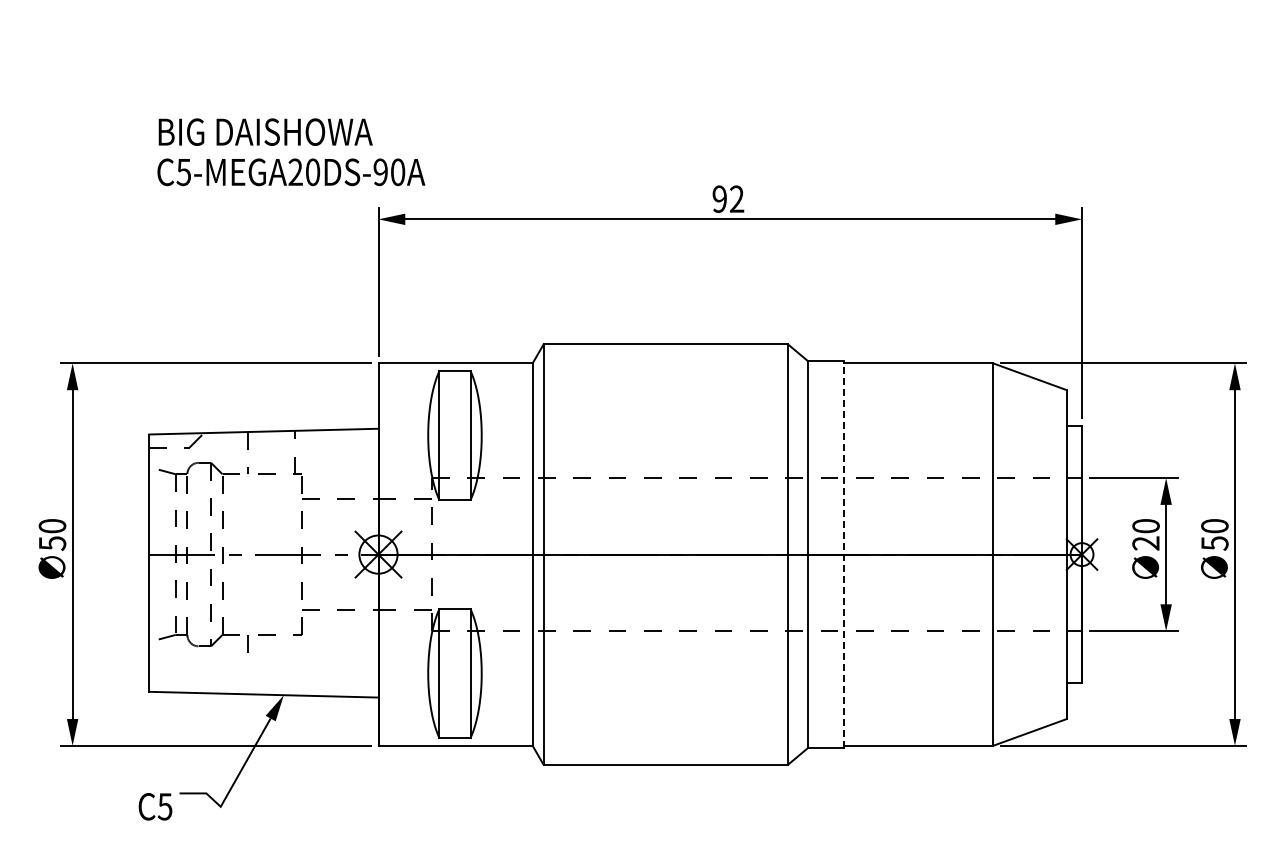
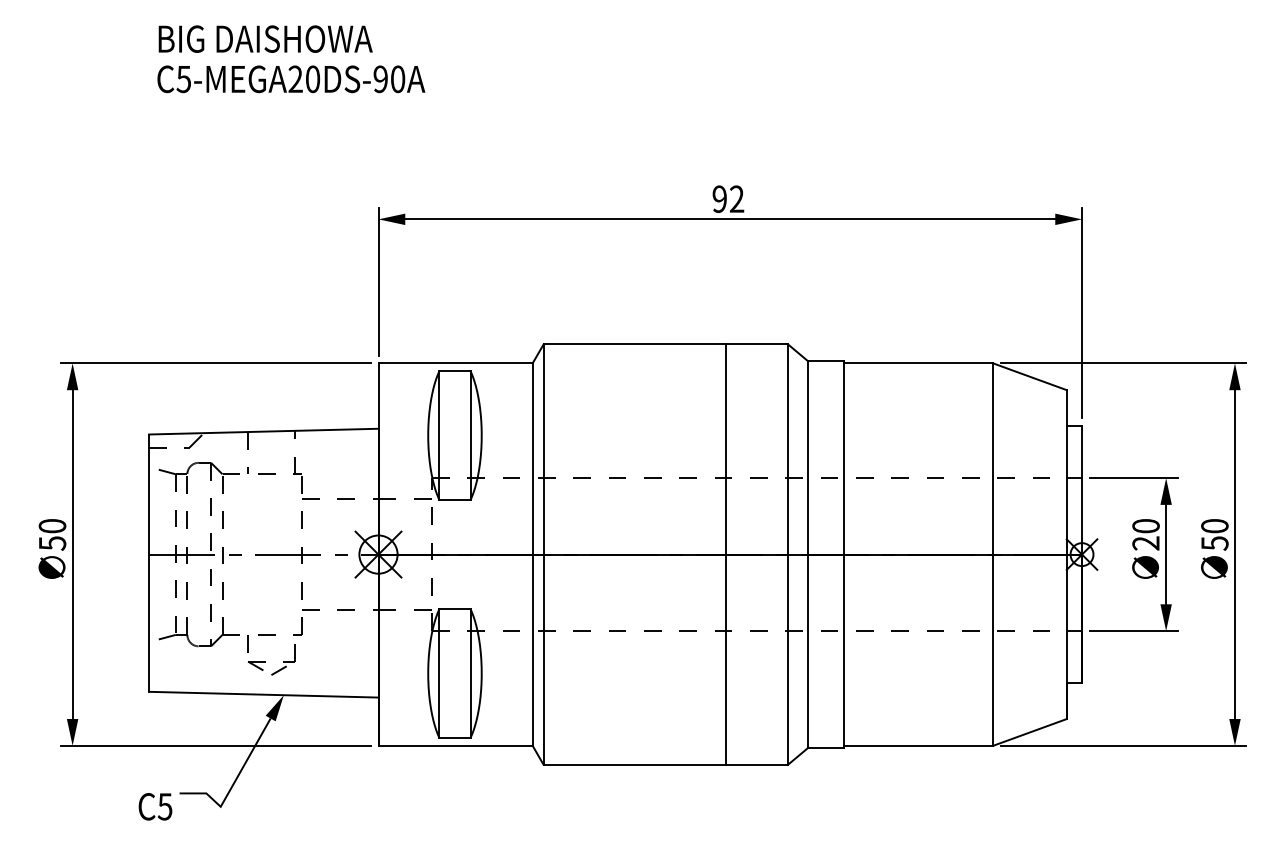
text position: (291, 152) -> (291, 59) (291, 59)
line: none -> present (726, 554)
line: dashed -> solid (844, 554)
part: none -> present (265, 661)
